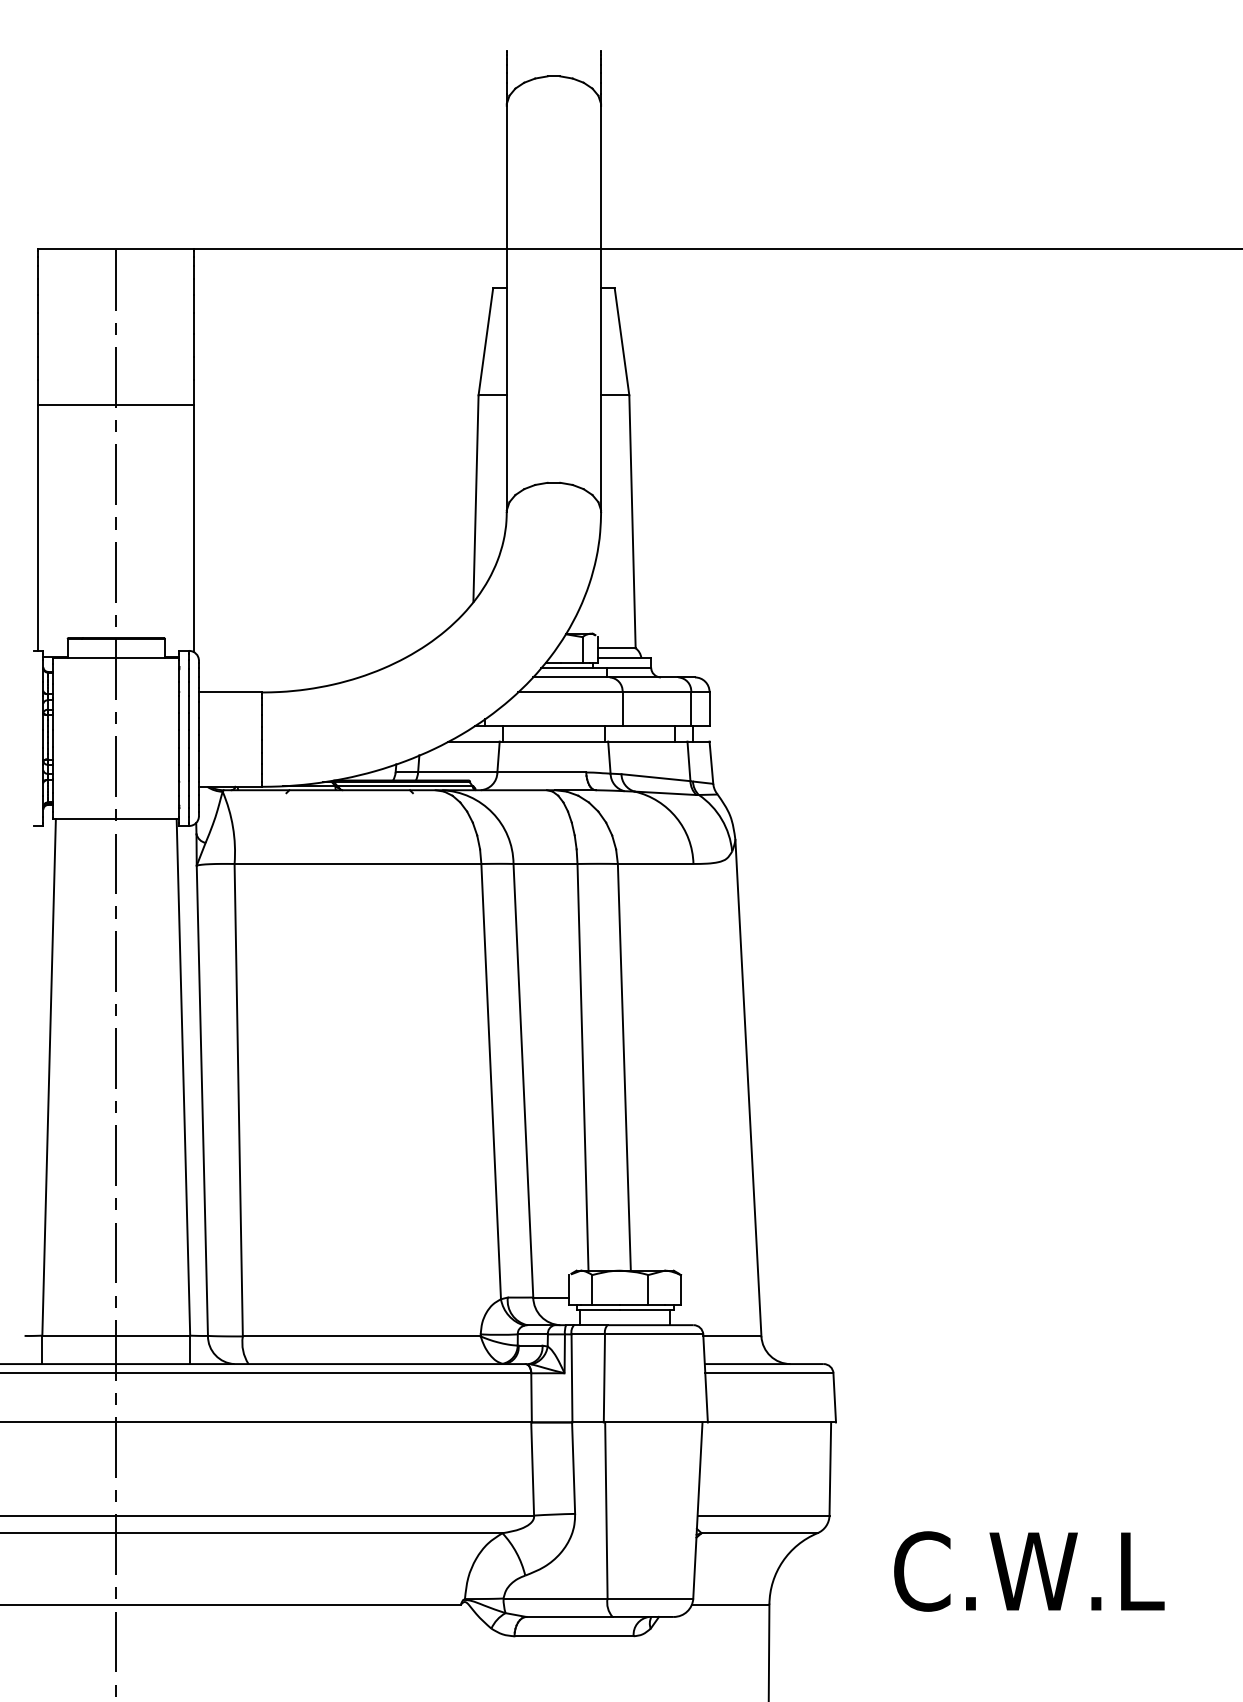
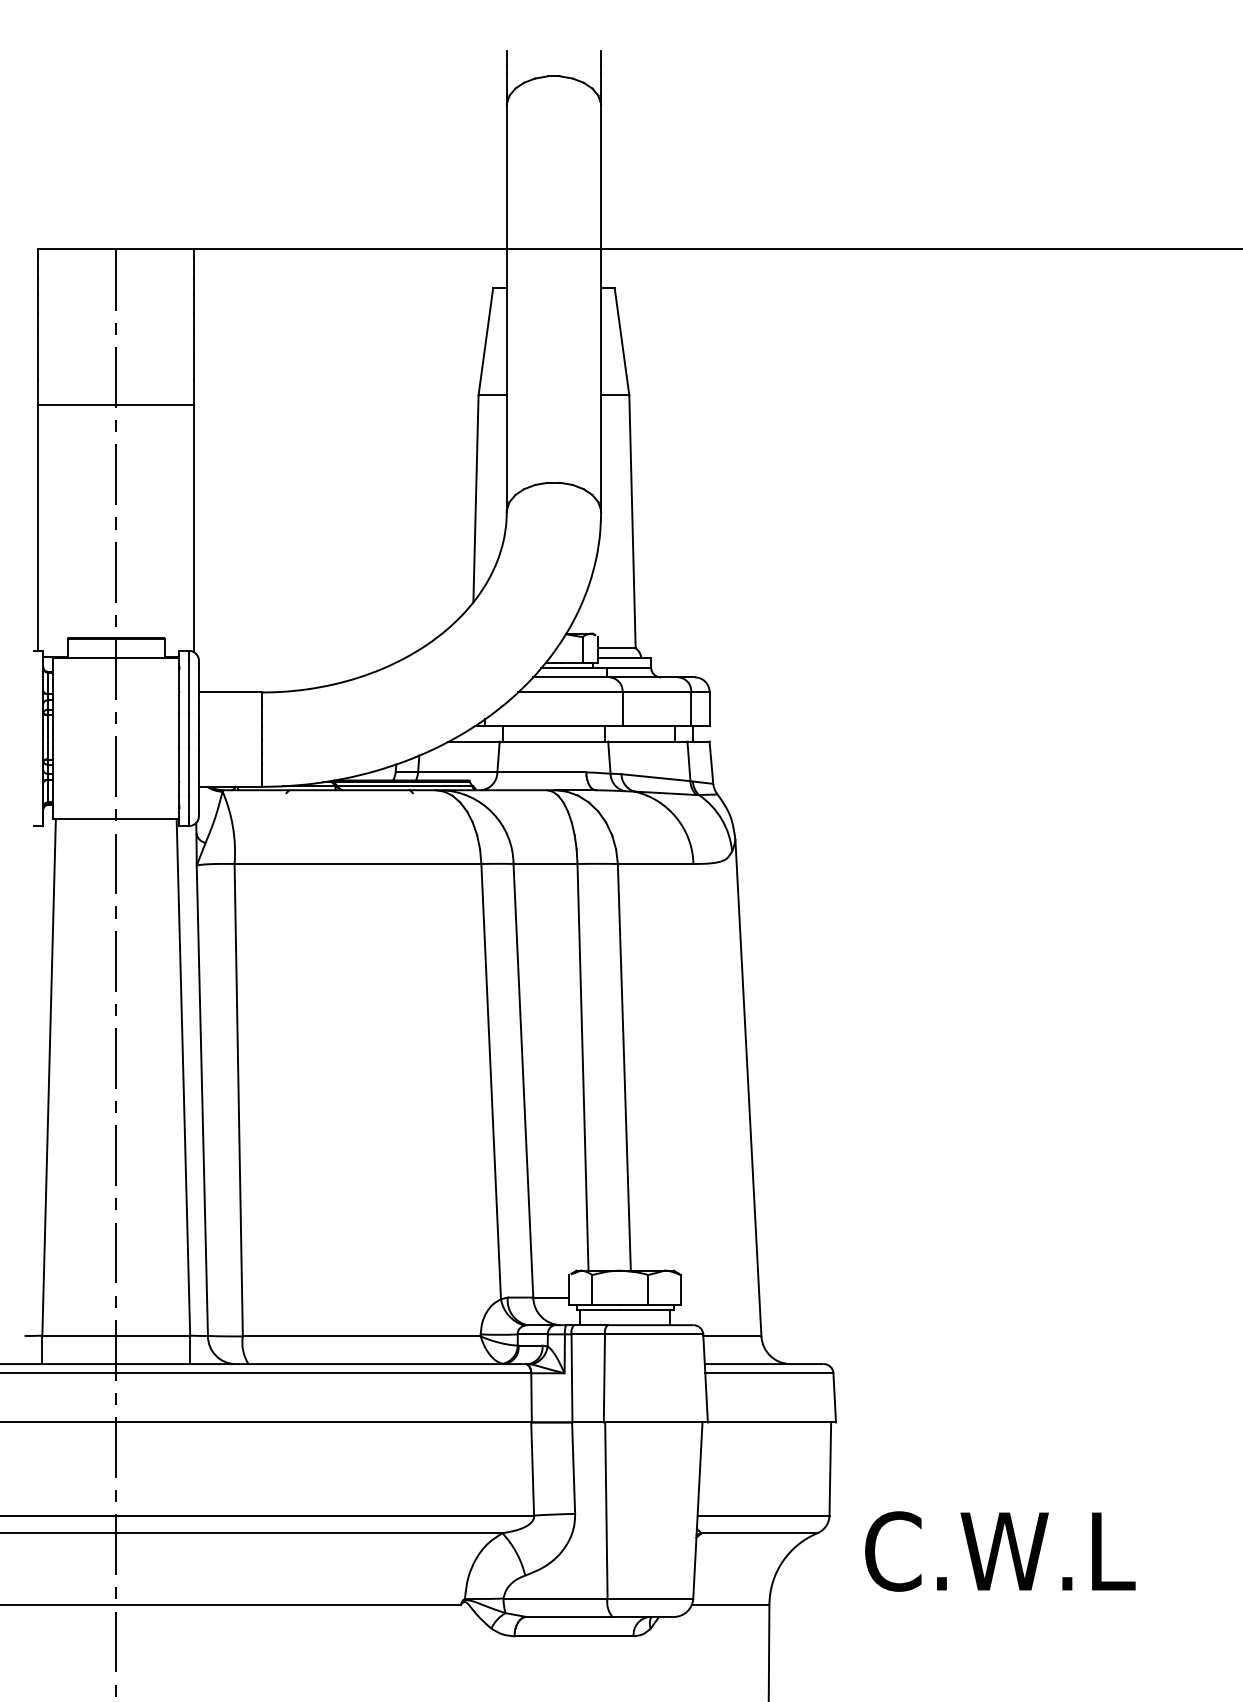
text position: (1029, 1571) -> (1000, 1551) (1000, 1551)
